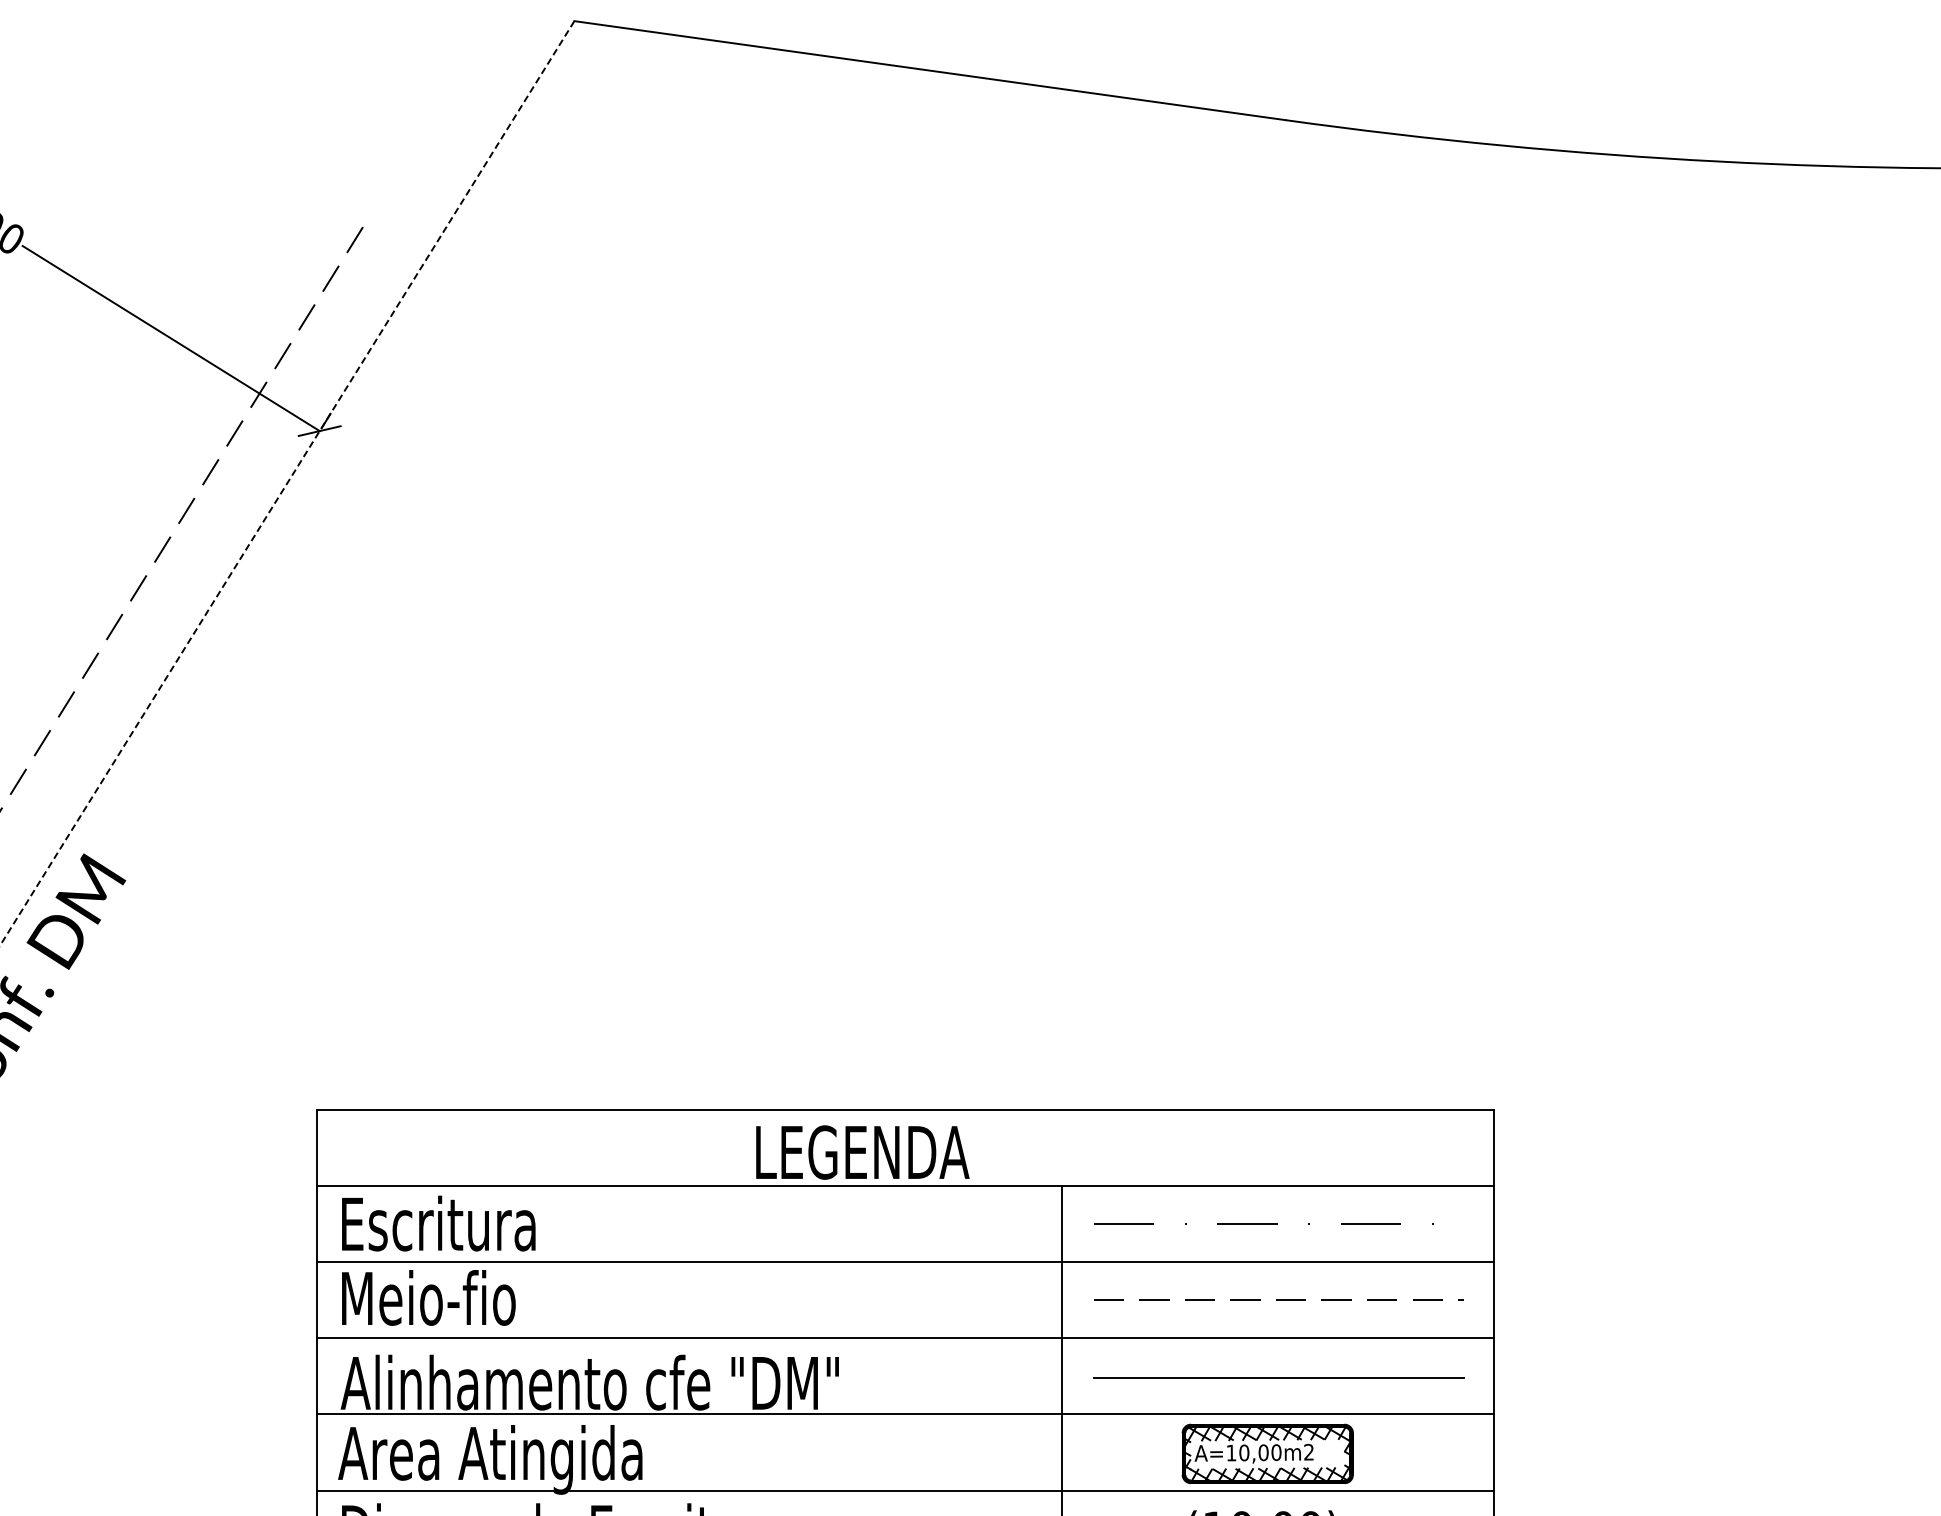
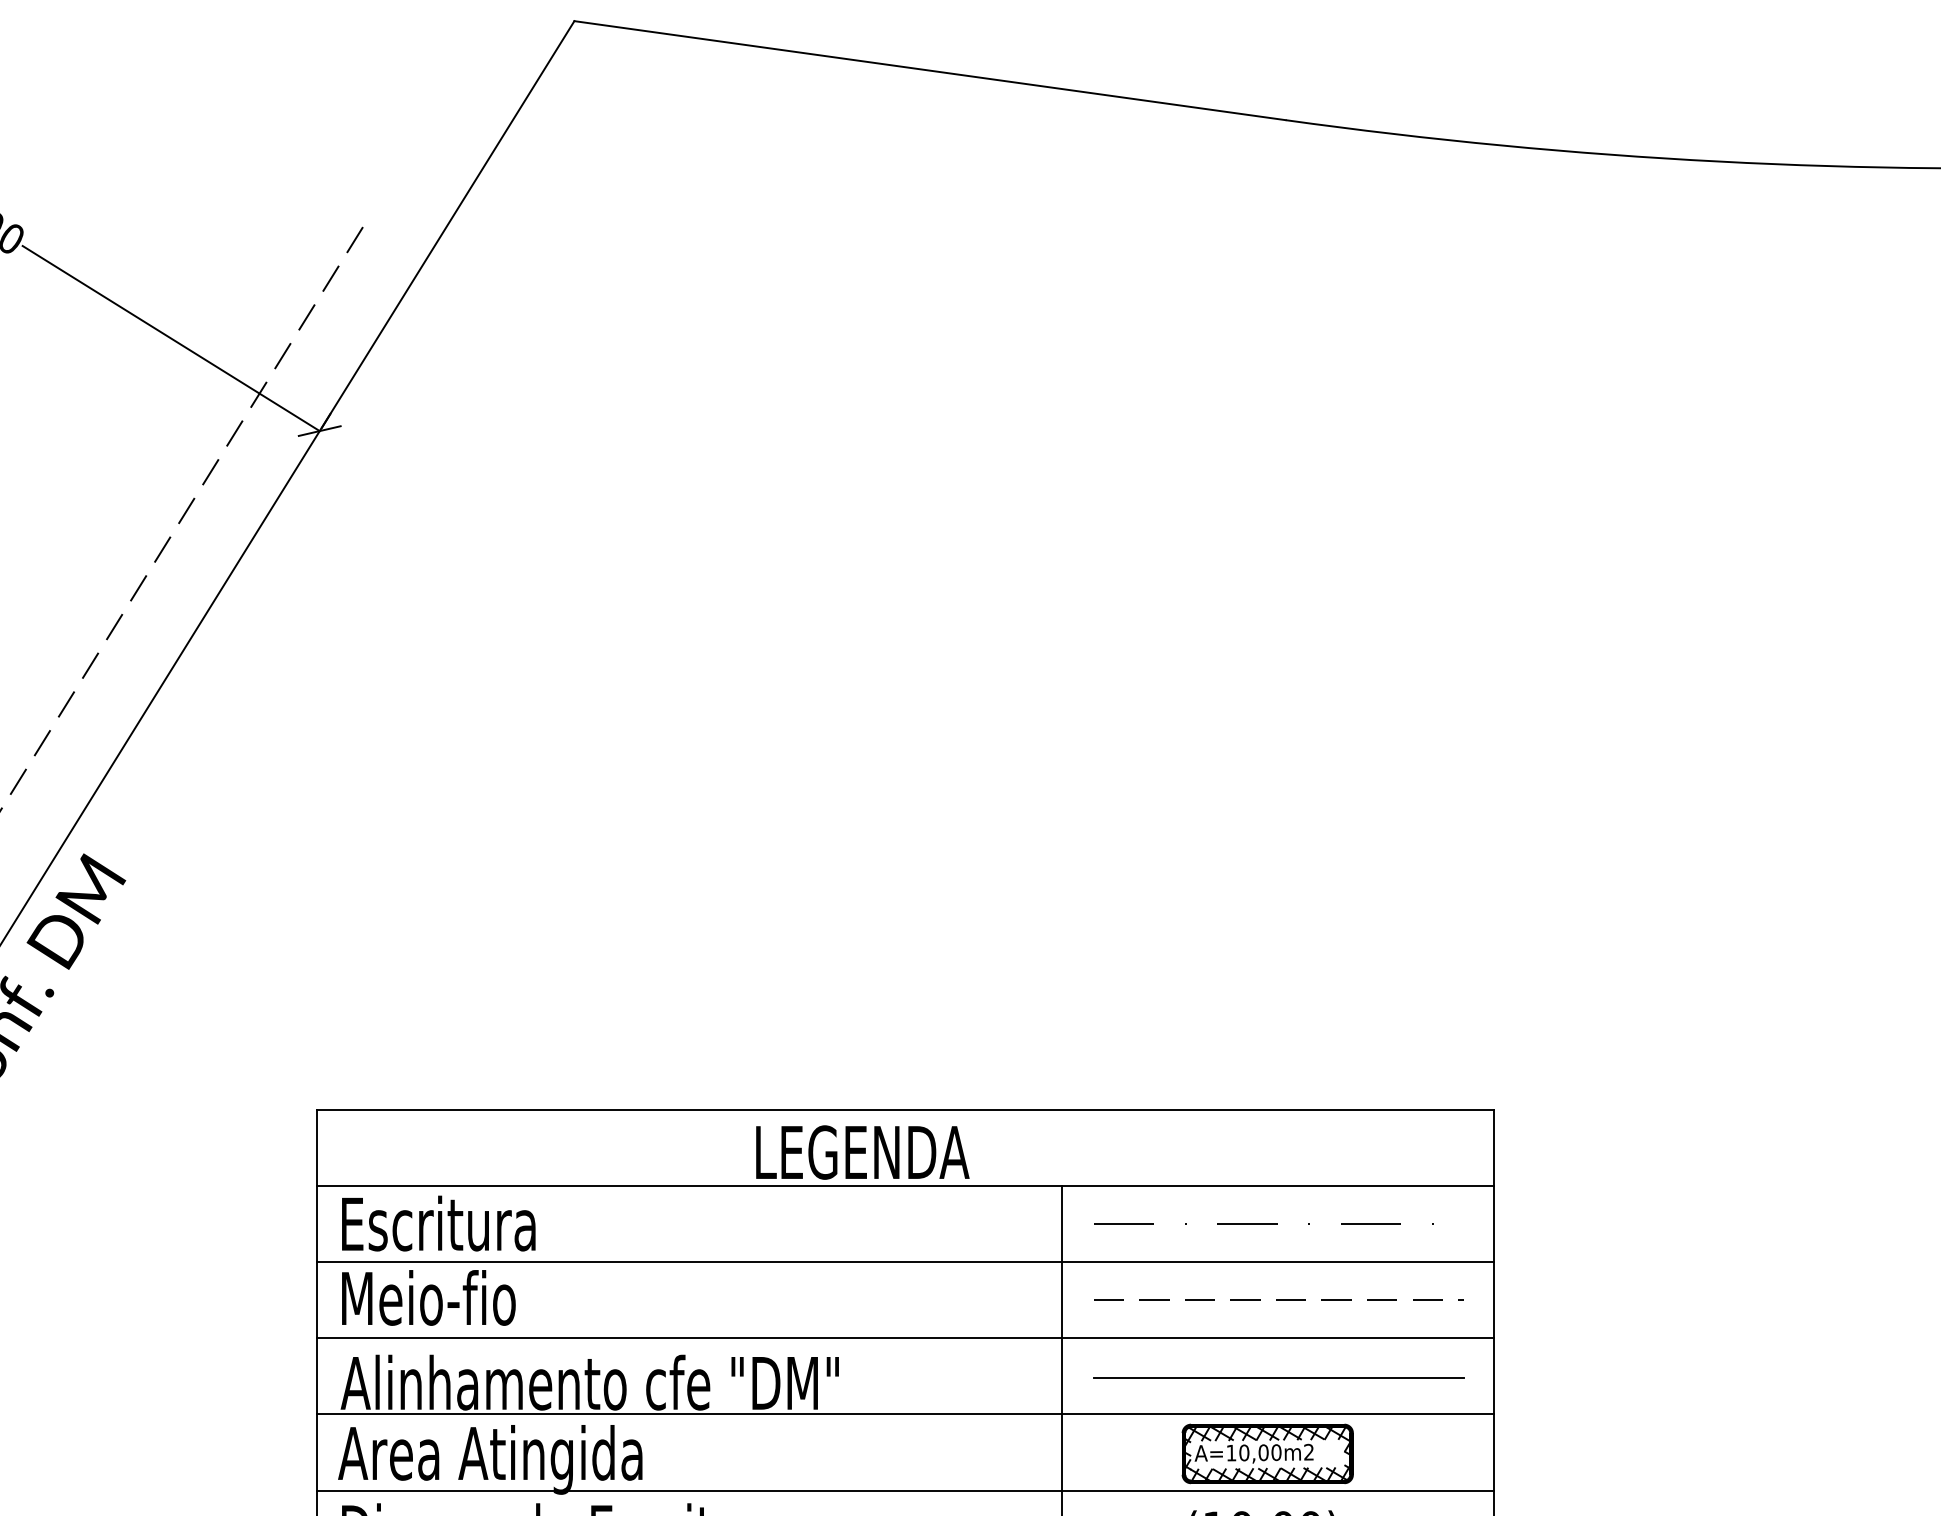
line: dashed -> solid (287, 483)
